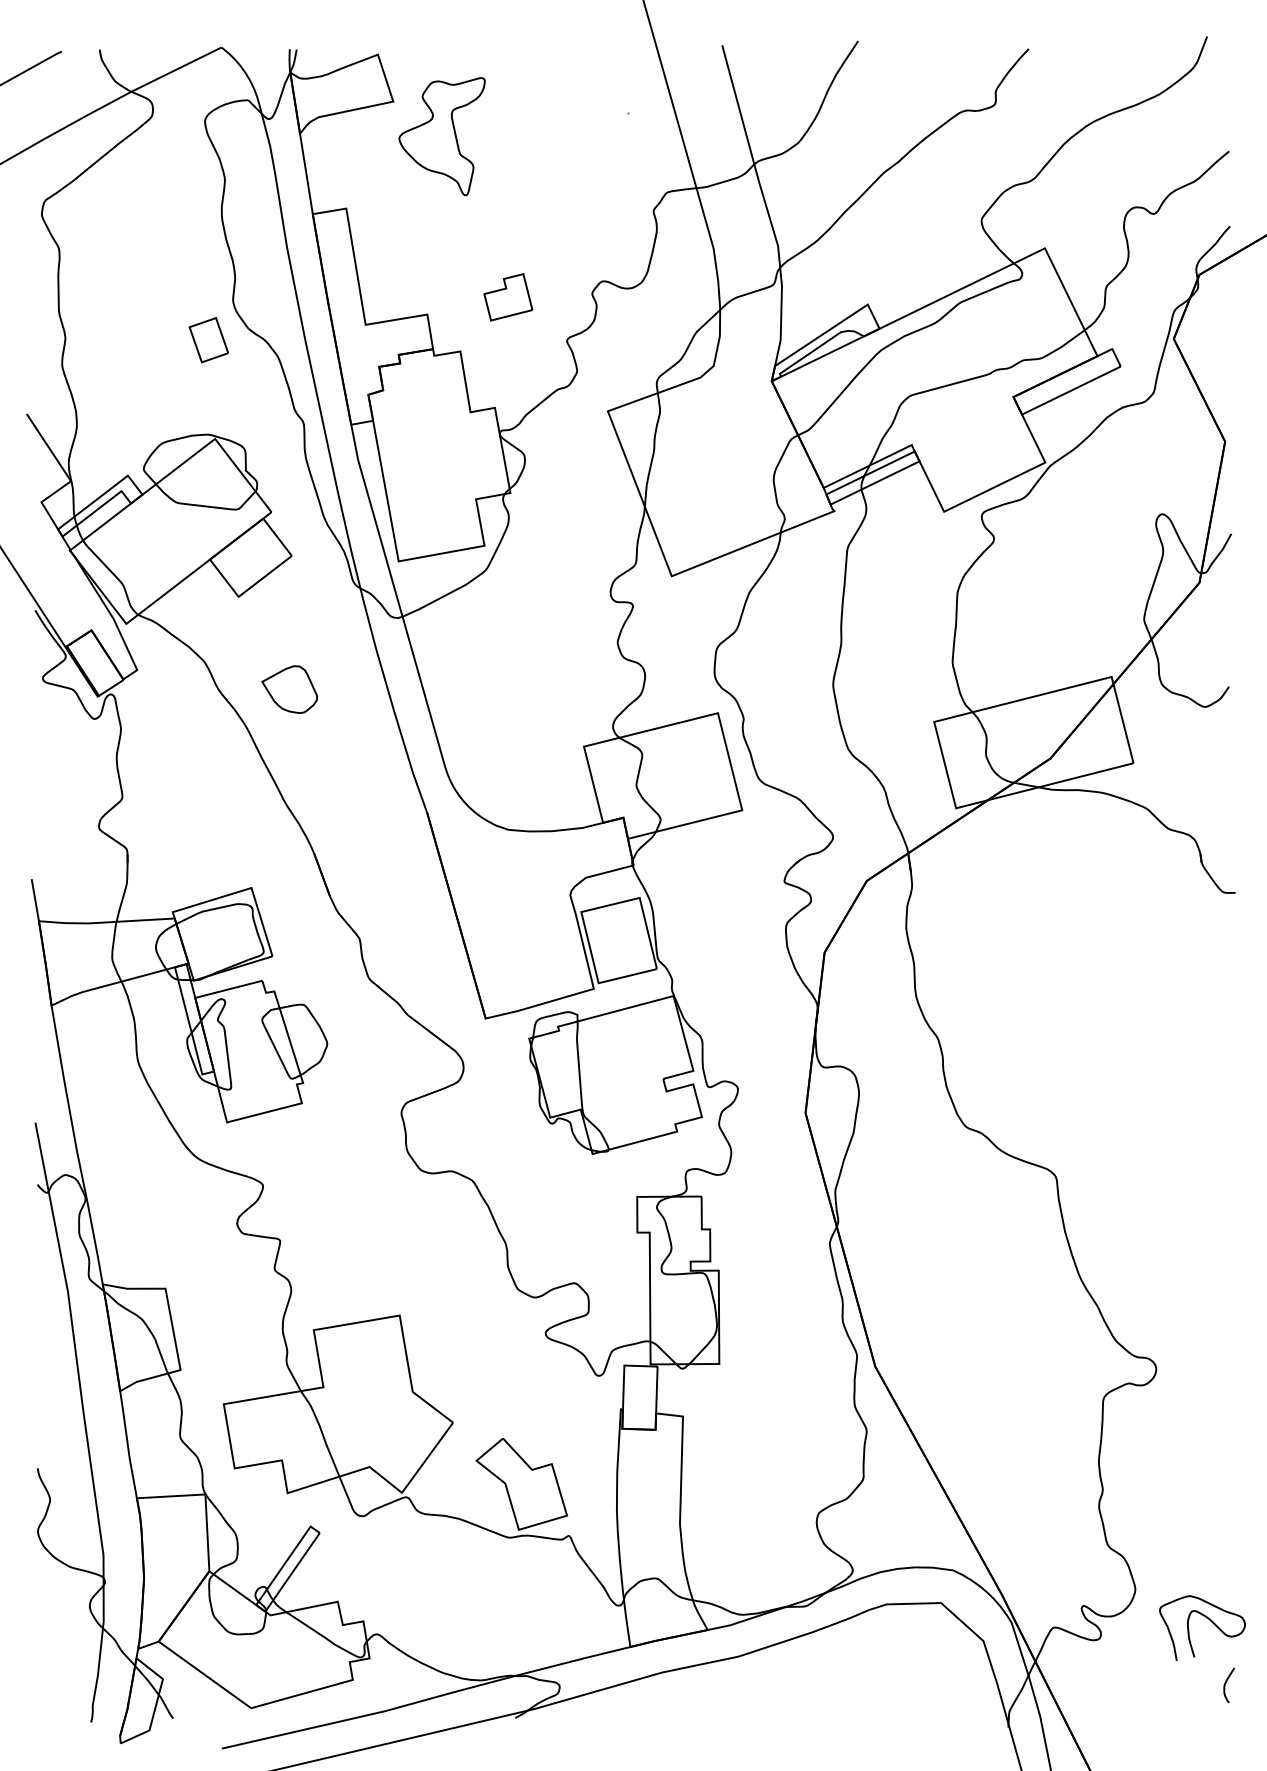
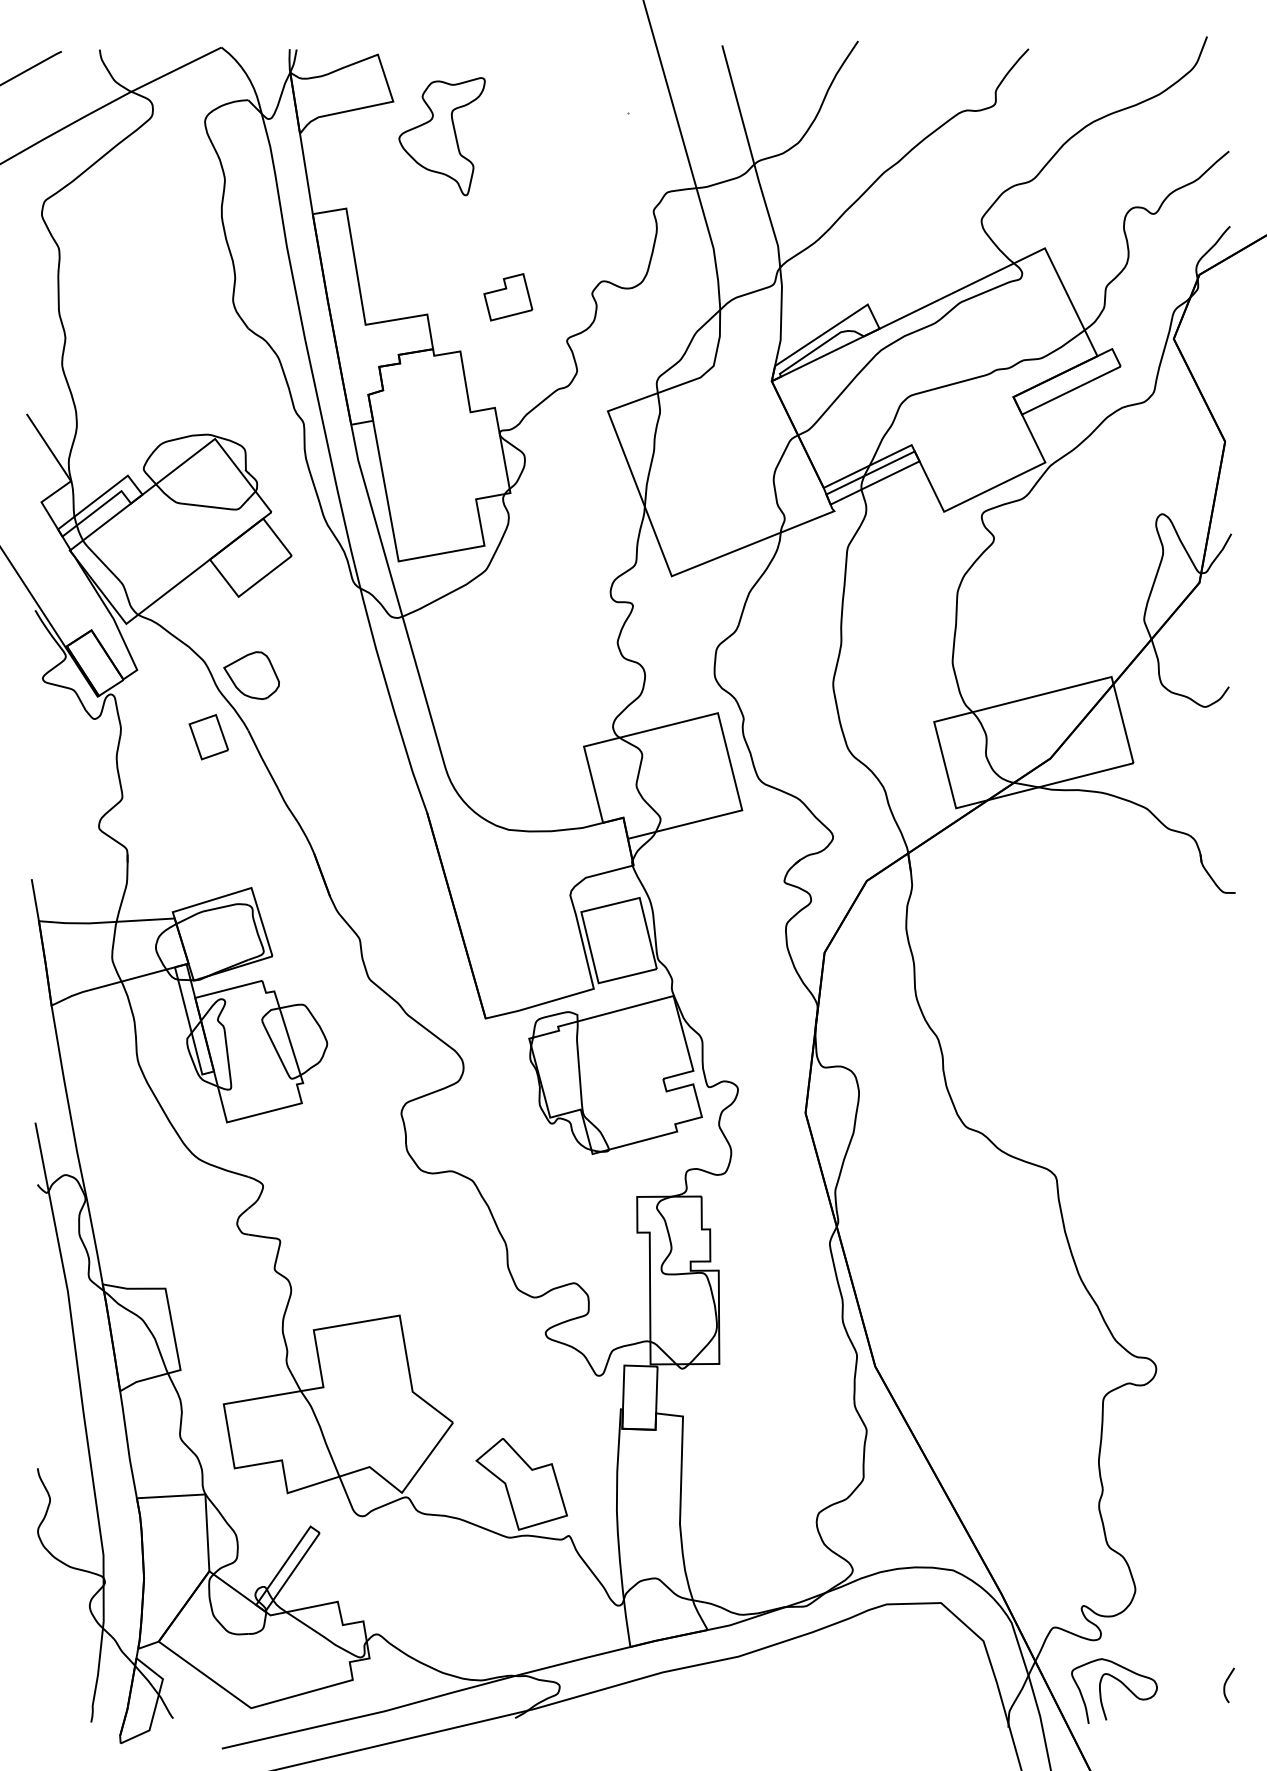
part position: (208, 340) -> (208, 737) (208, 737)
part position: (289, 689) -> (251, 675) (251, 675)
curve position: (1206, 1618) -> (1118, 1681) (1118, 1681)
